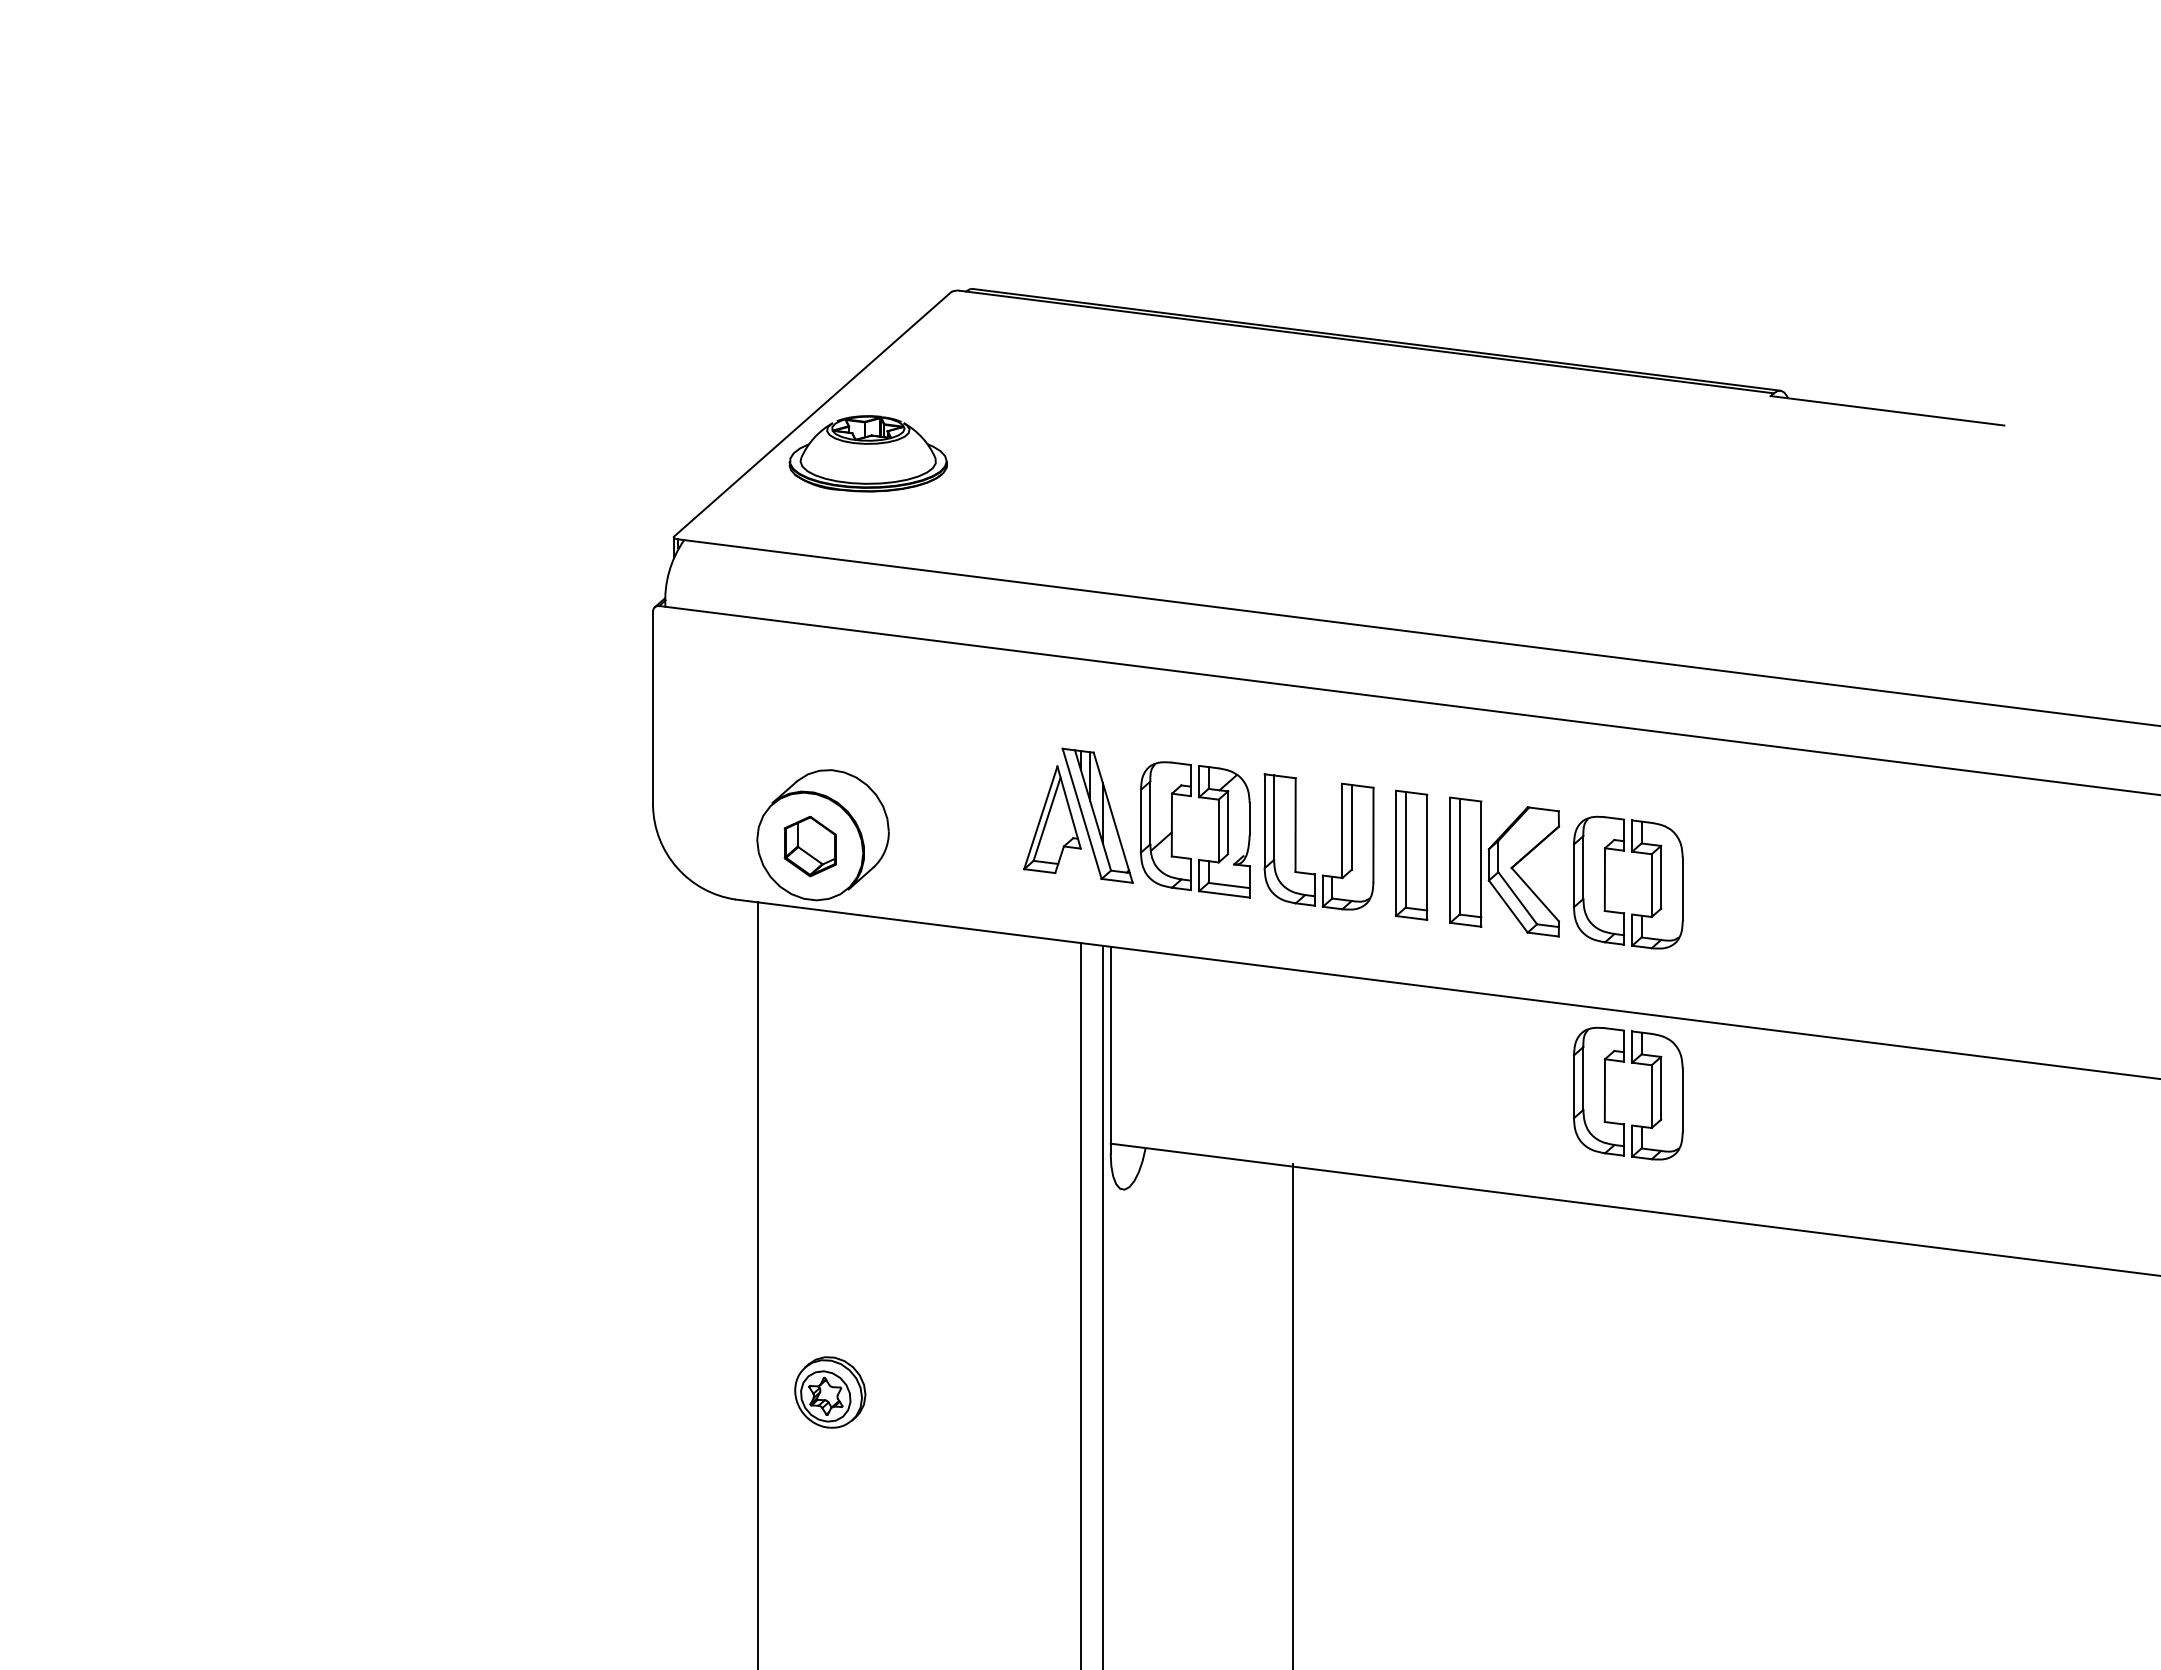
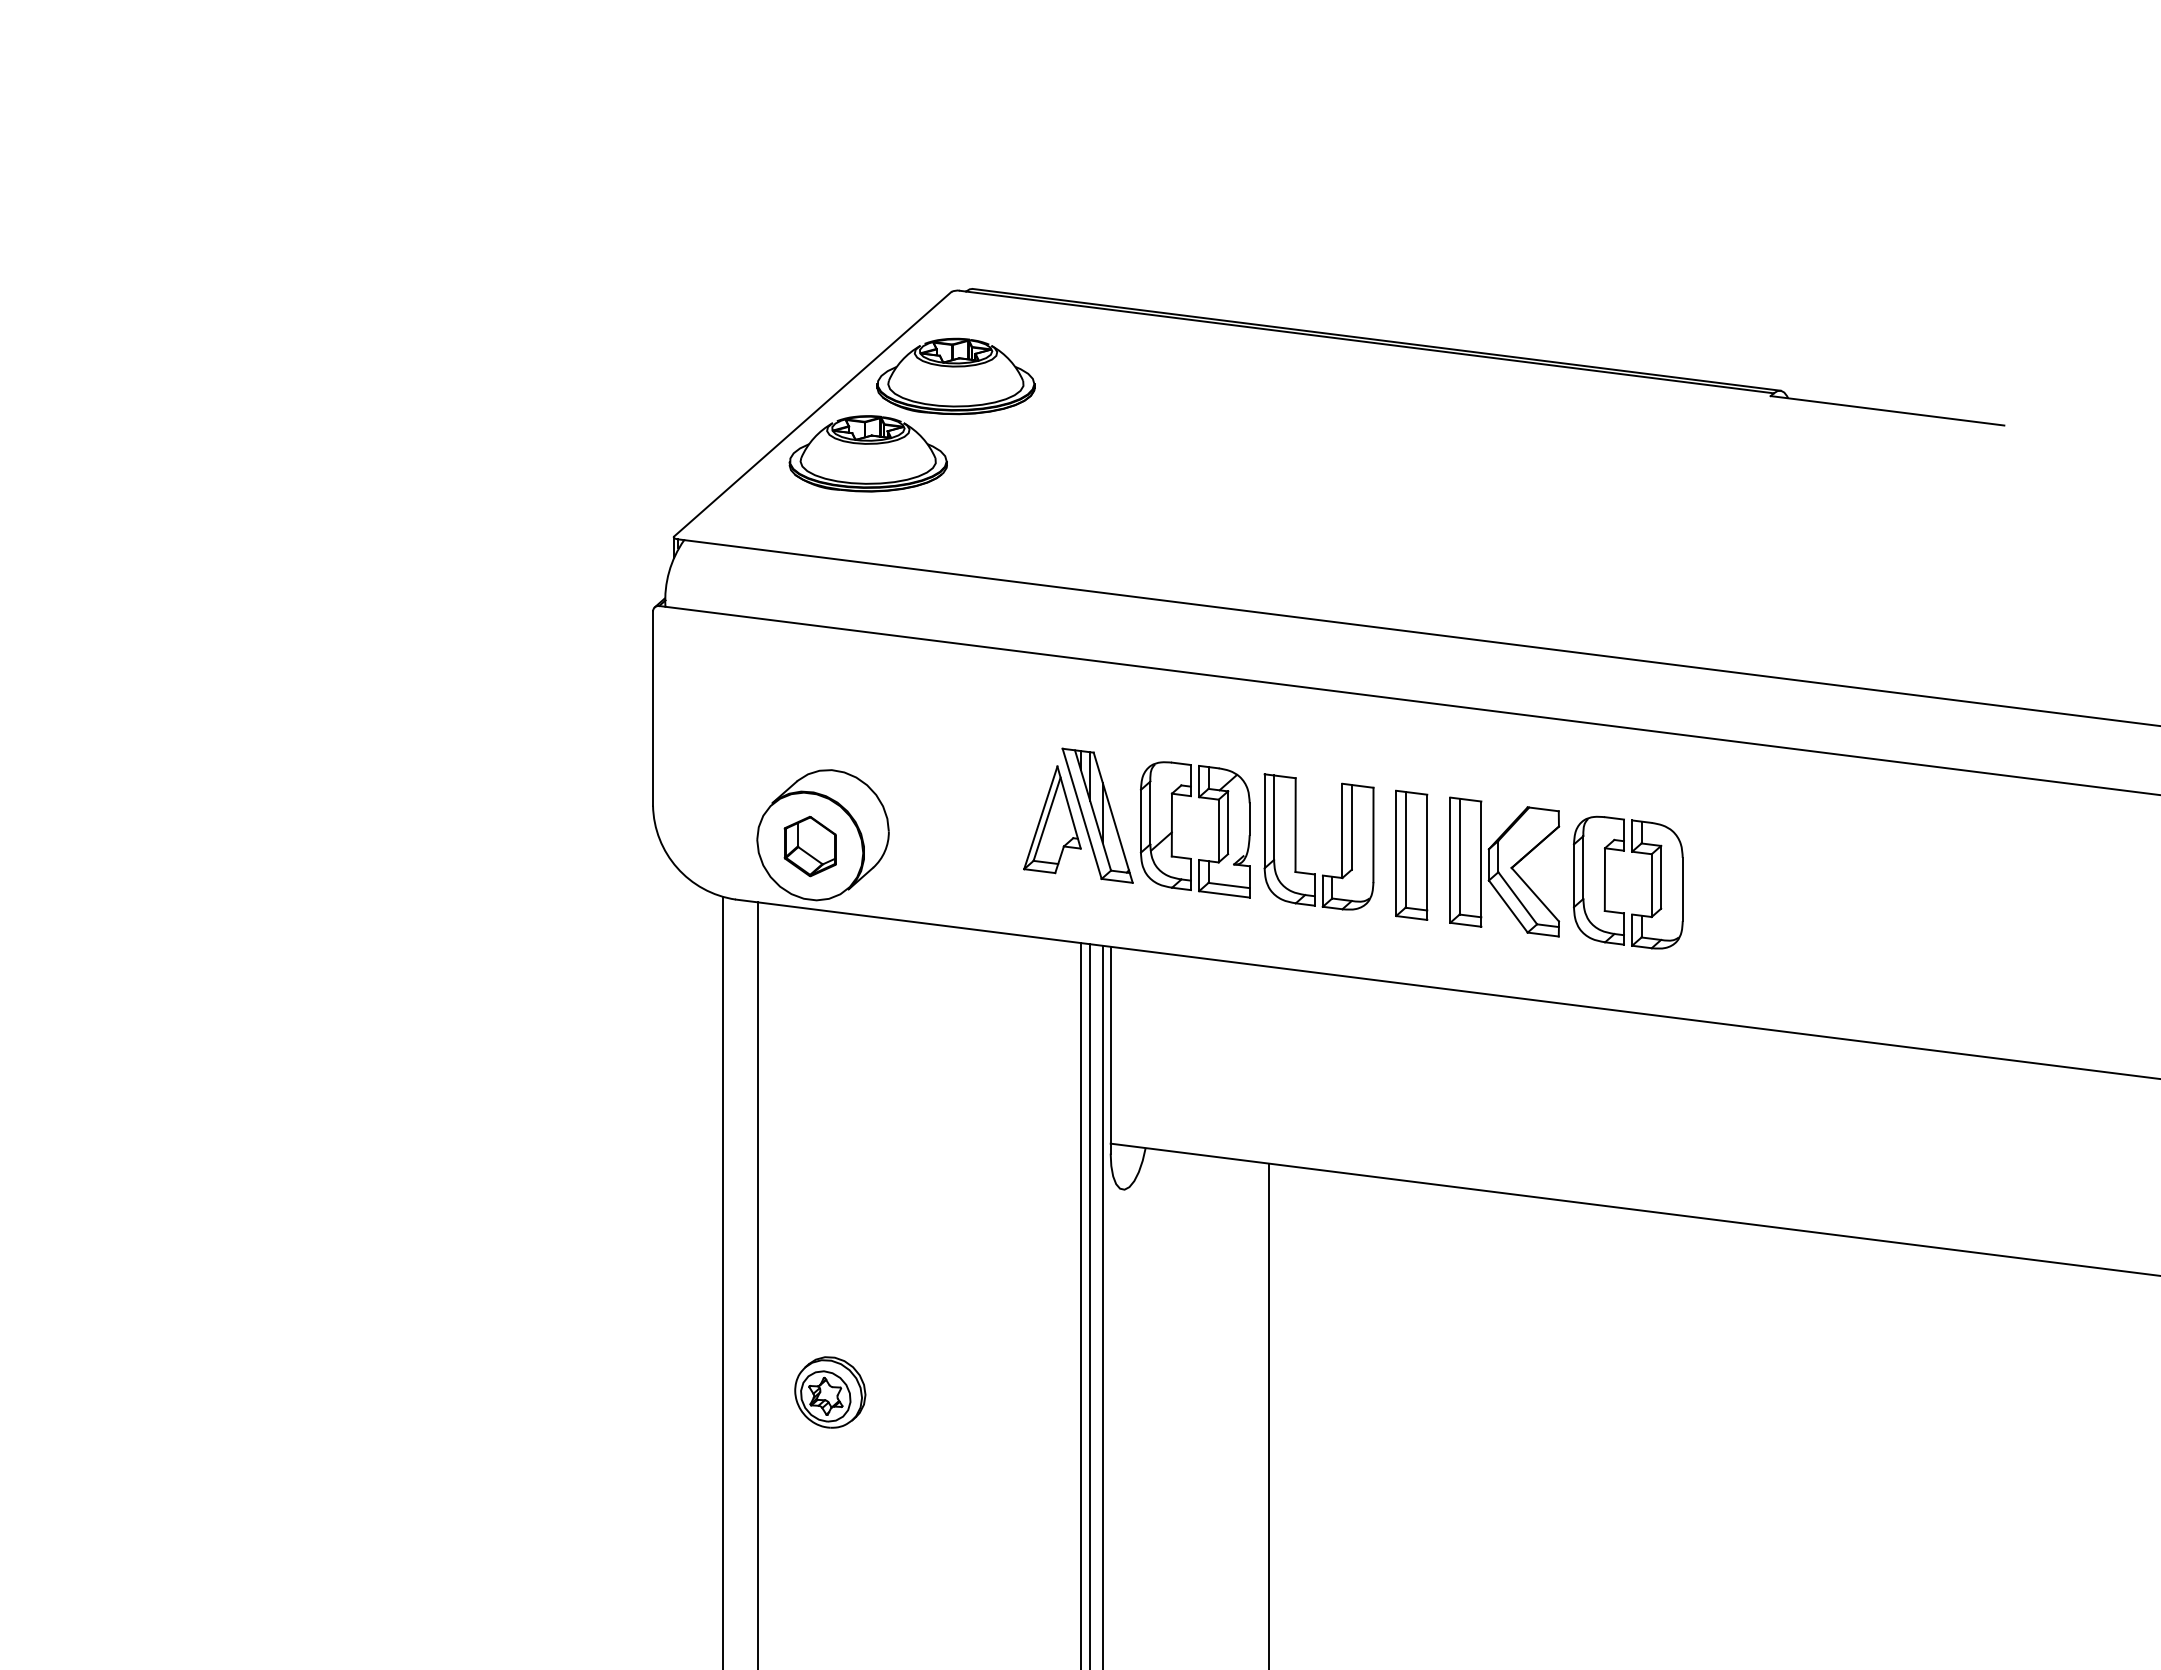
part: none -> present (955, 376)
part: present -> none (1605, 1093)
line: none -> present (723, 1281)
line: none -> present (1090, 1305)
line position: (1292, 1414) -> (1268, 1414) (1268, 1414)
